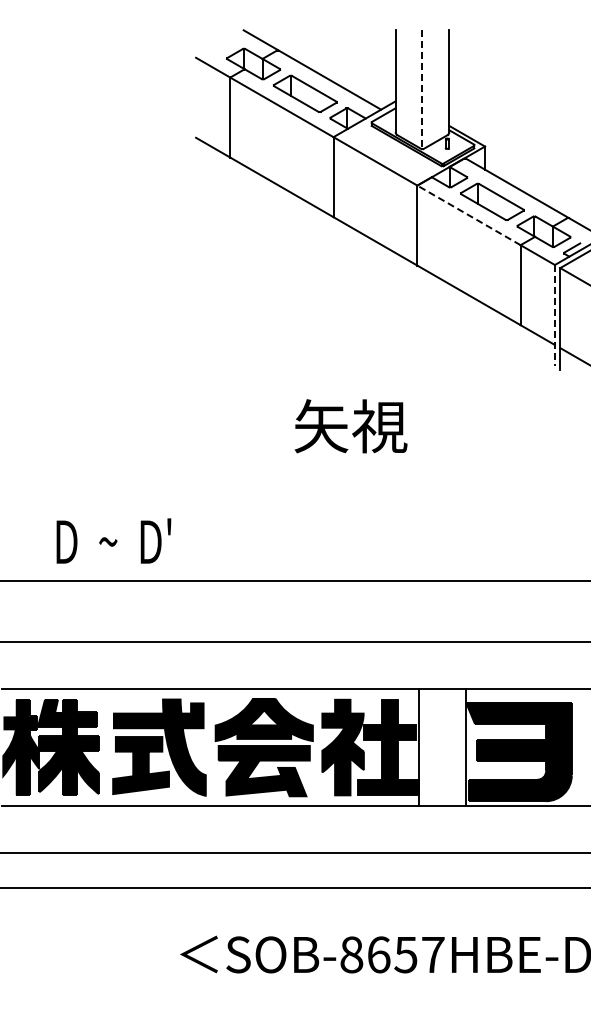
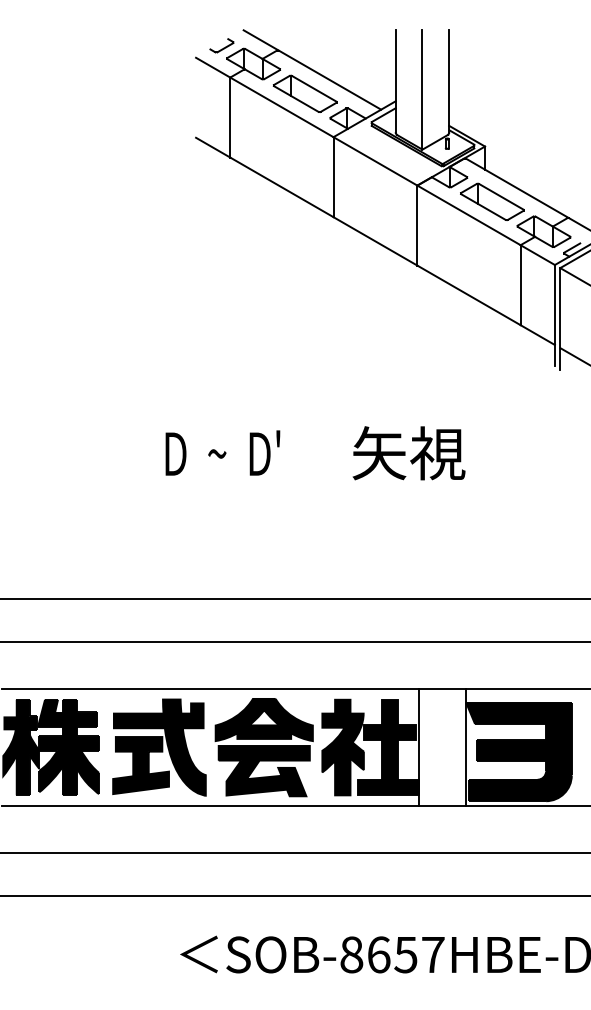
part: none -> present (221, 45)
line: dashed -> solid (422, 90)
line: dashed -> solid (469, 215)
line: dashed -> solid (554, 315)
text position: (350, 426) -> (408, 453) (408, 453)
text position: (113, 540) -> (222, 452) (222, 452)
line position: (294, 581) -> (294, 599) (294, 599)
line position: (294, 888) -> (294, 896) (294, 896)
